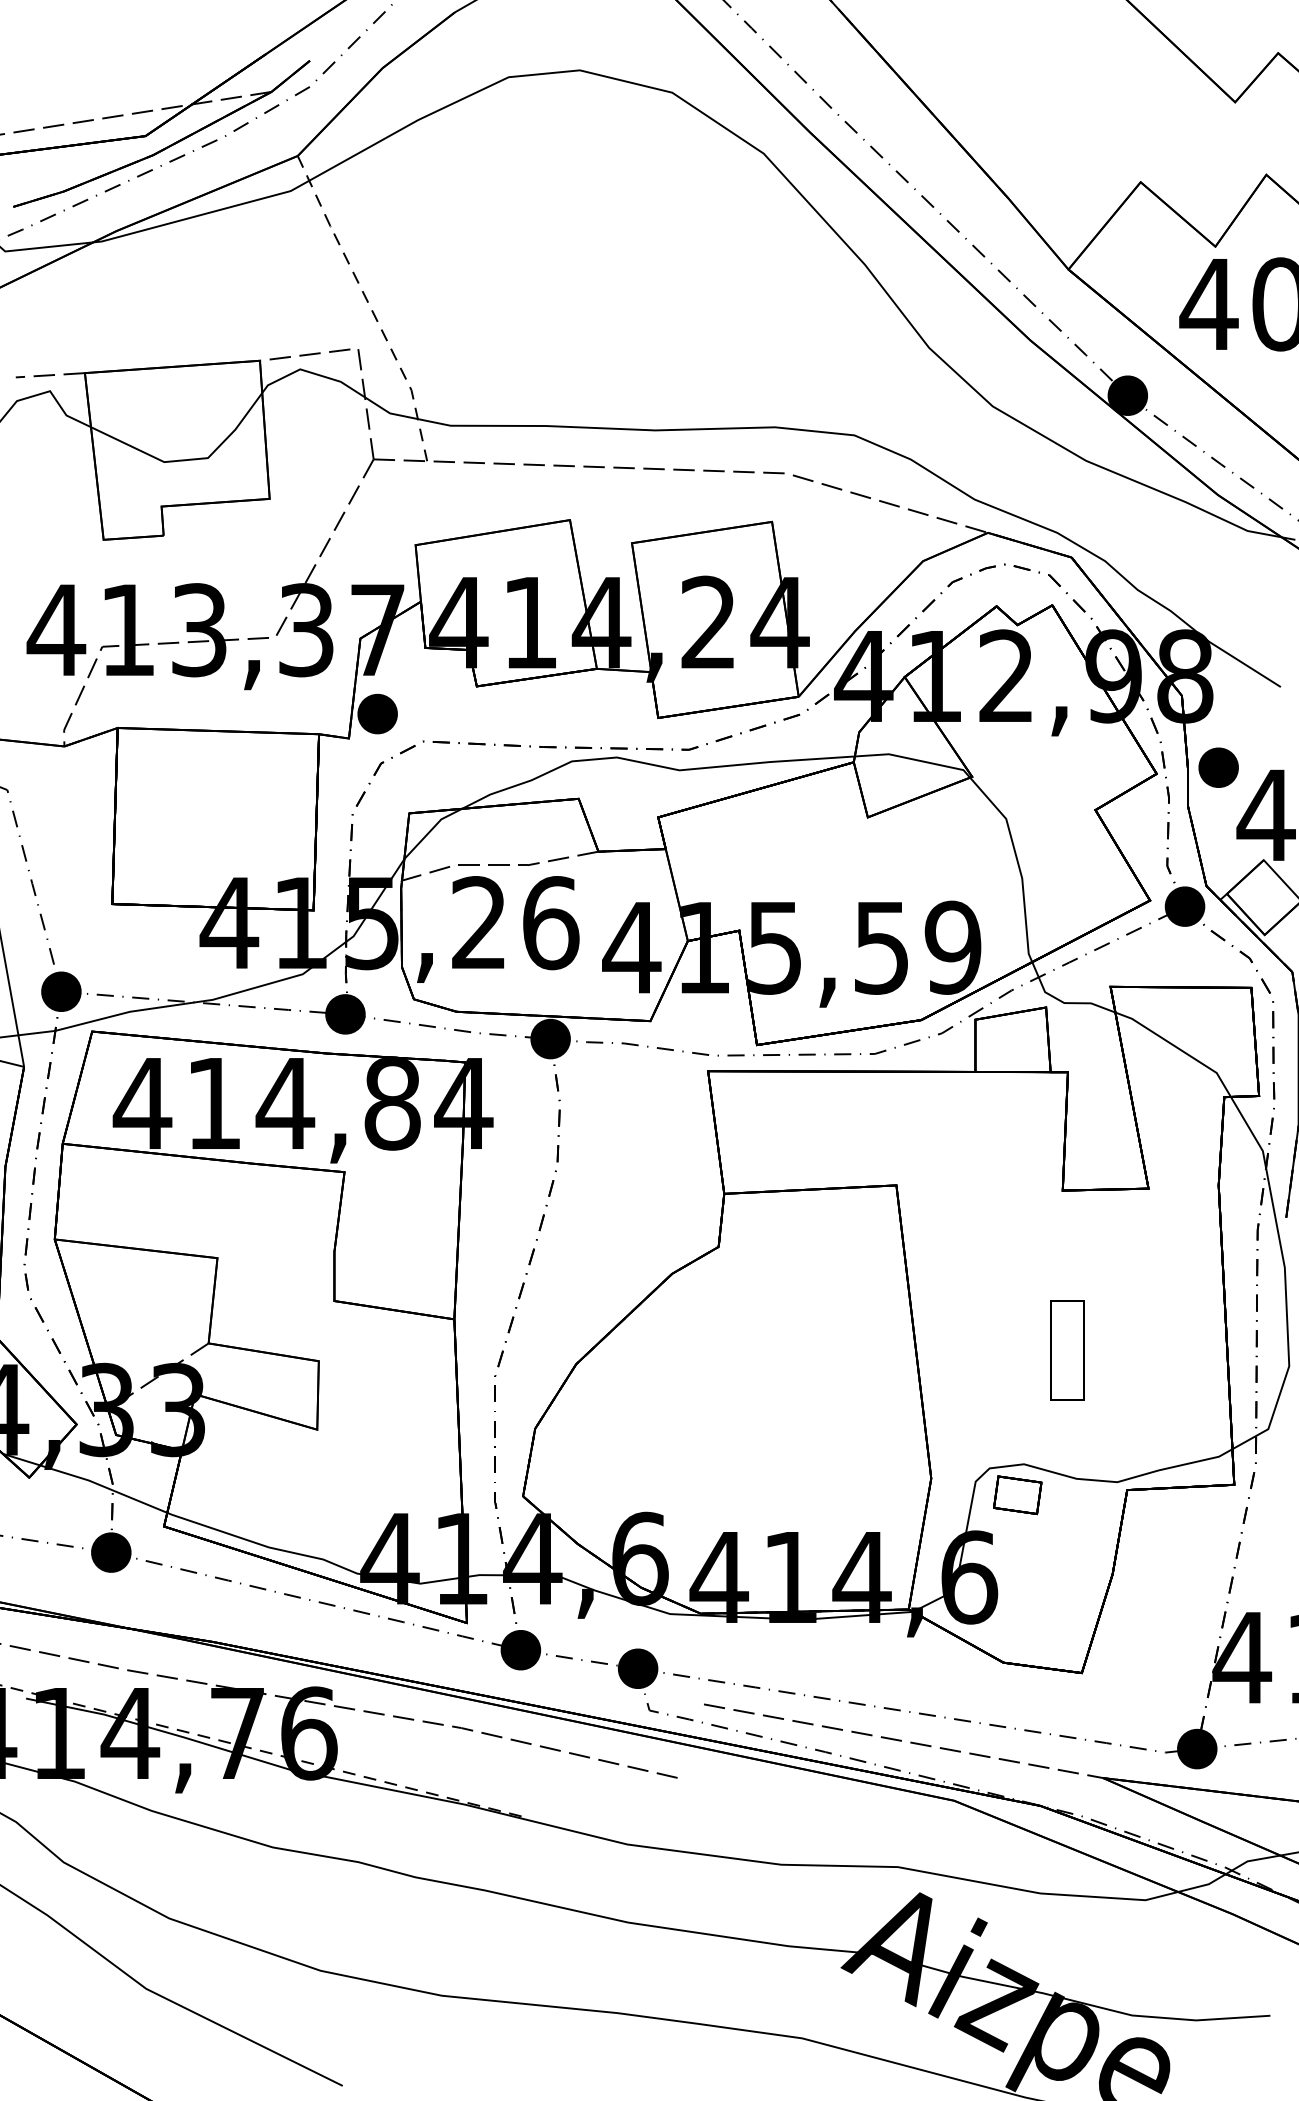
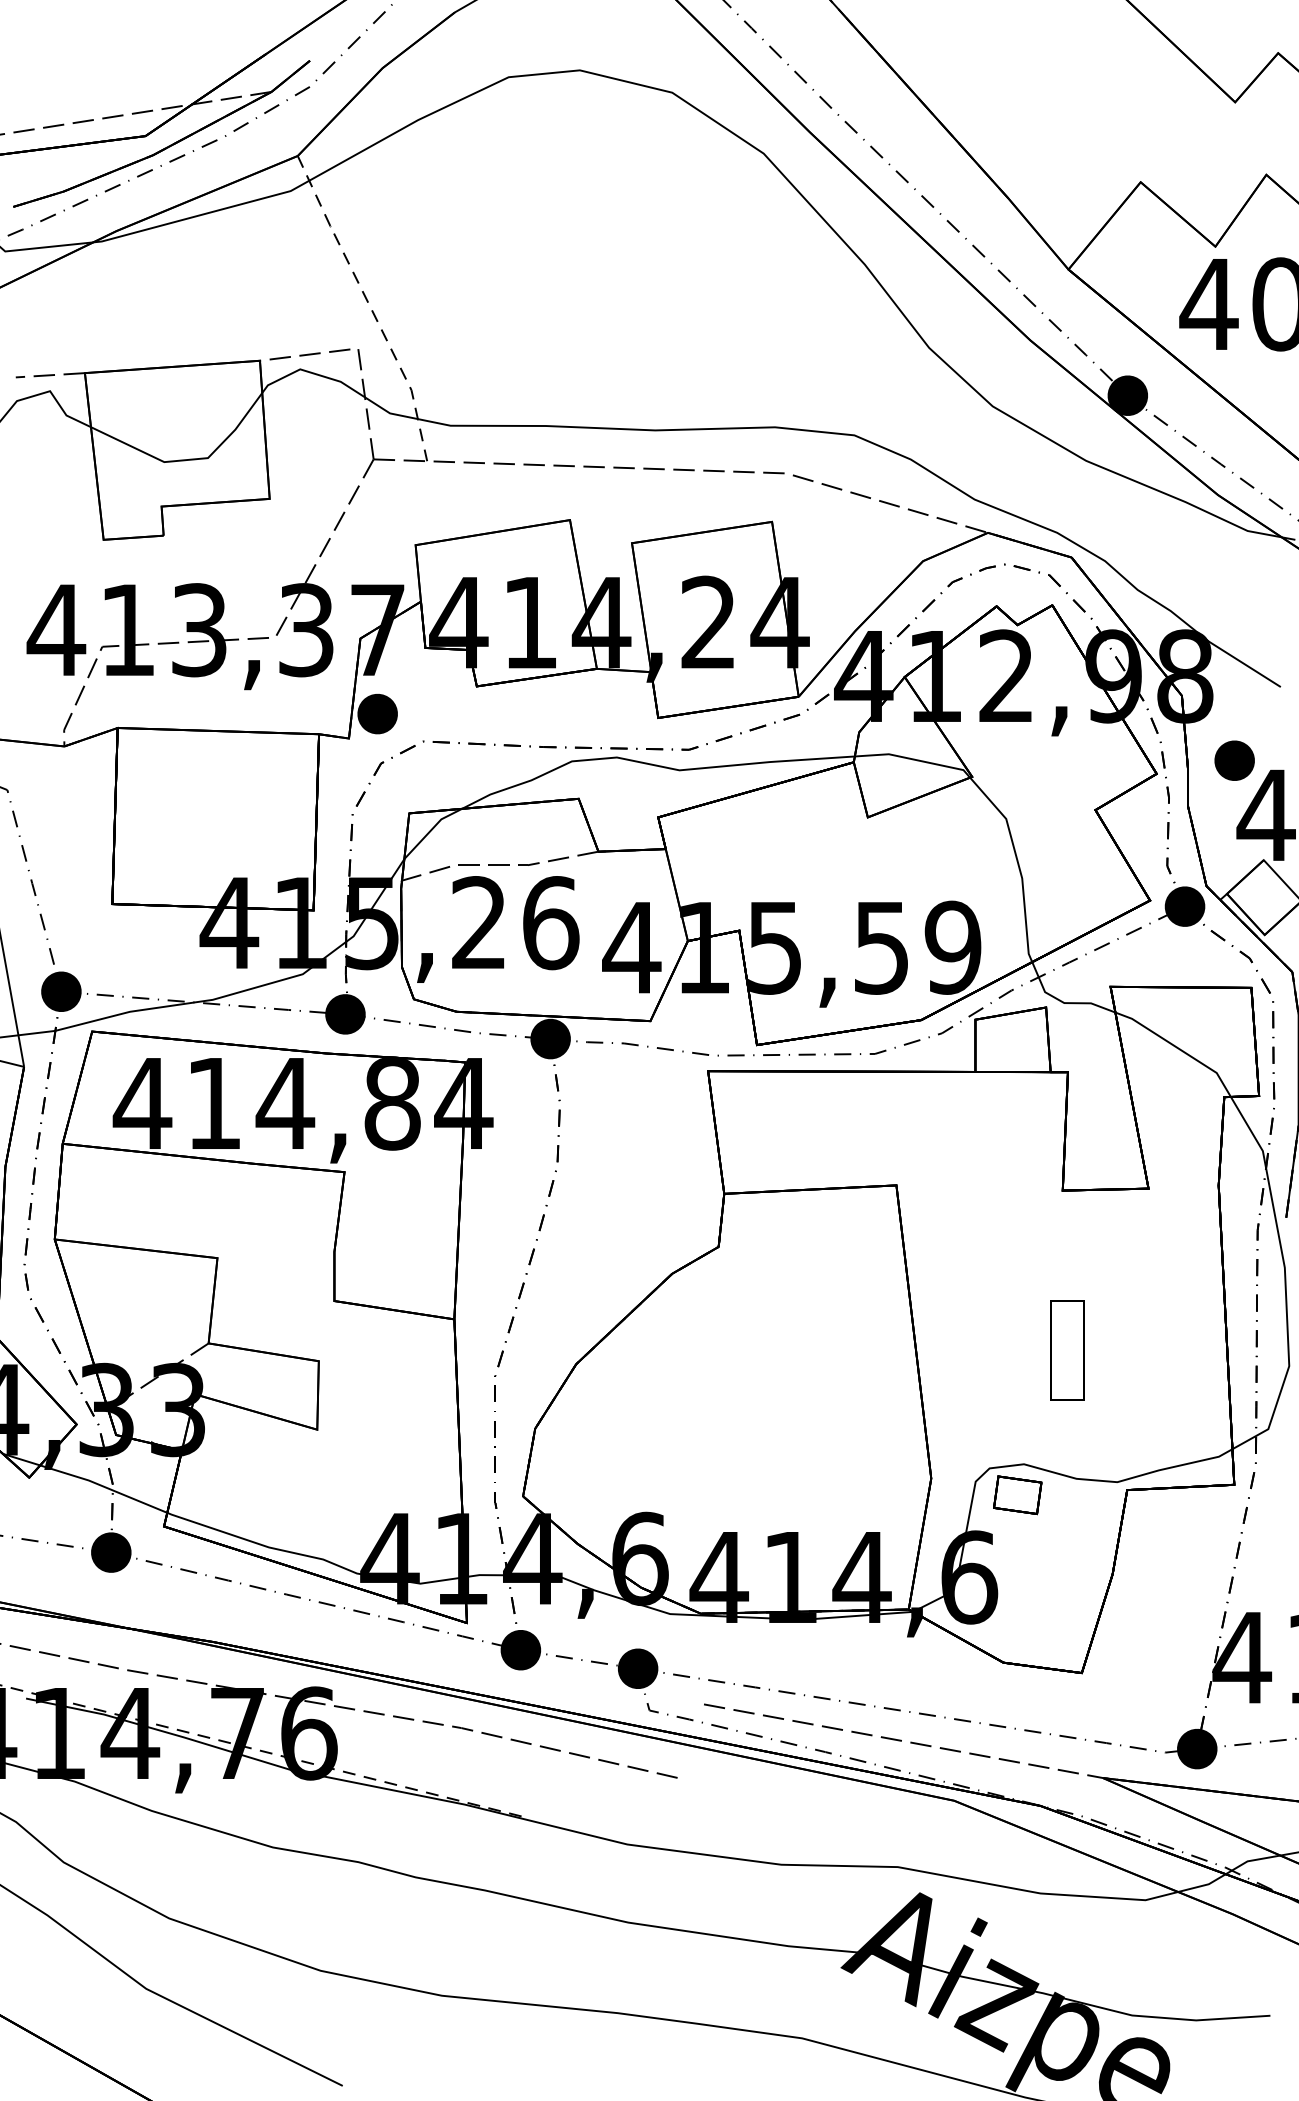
part position: (1218, 767) -> (1234, 760) (1234, 760)
